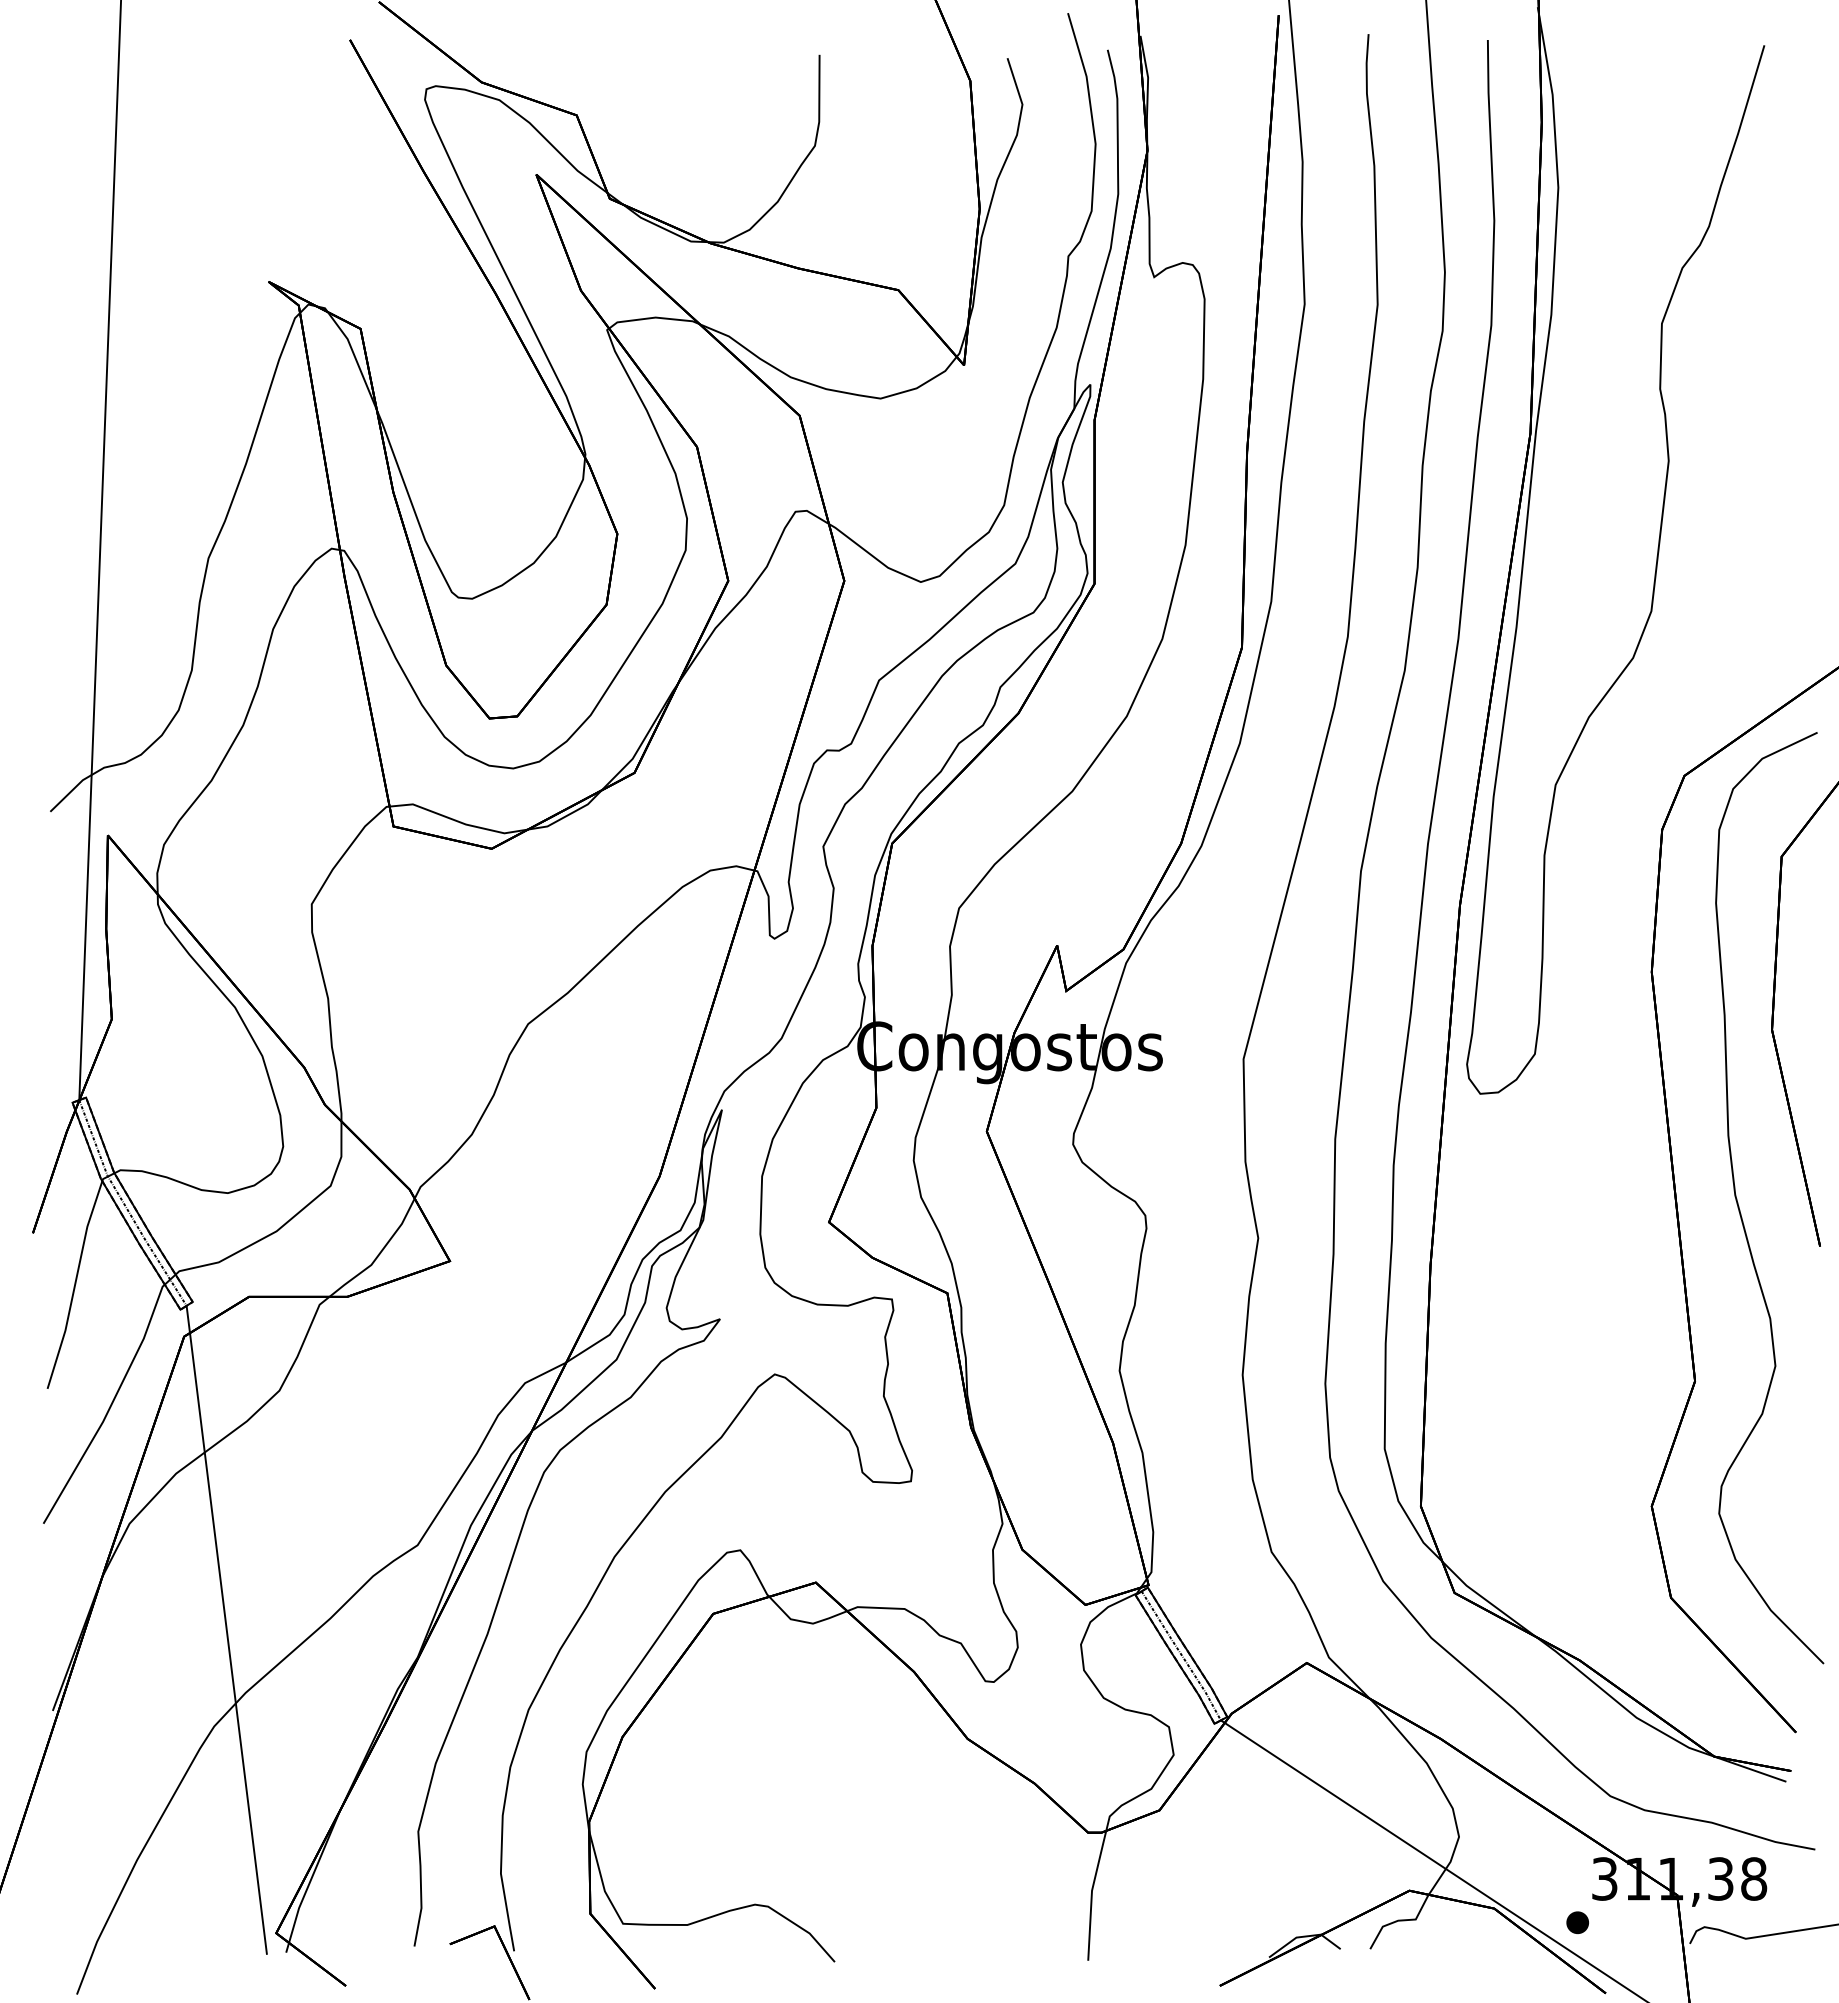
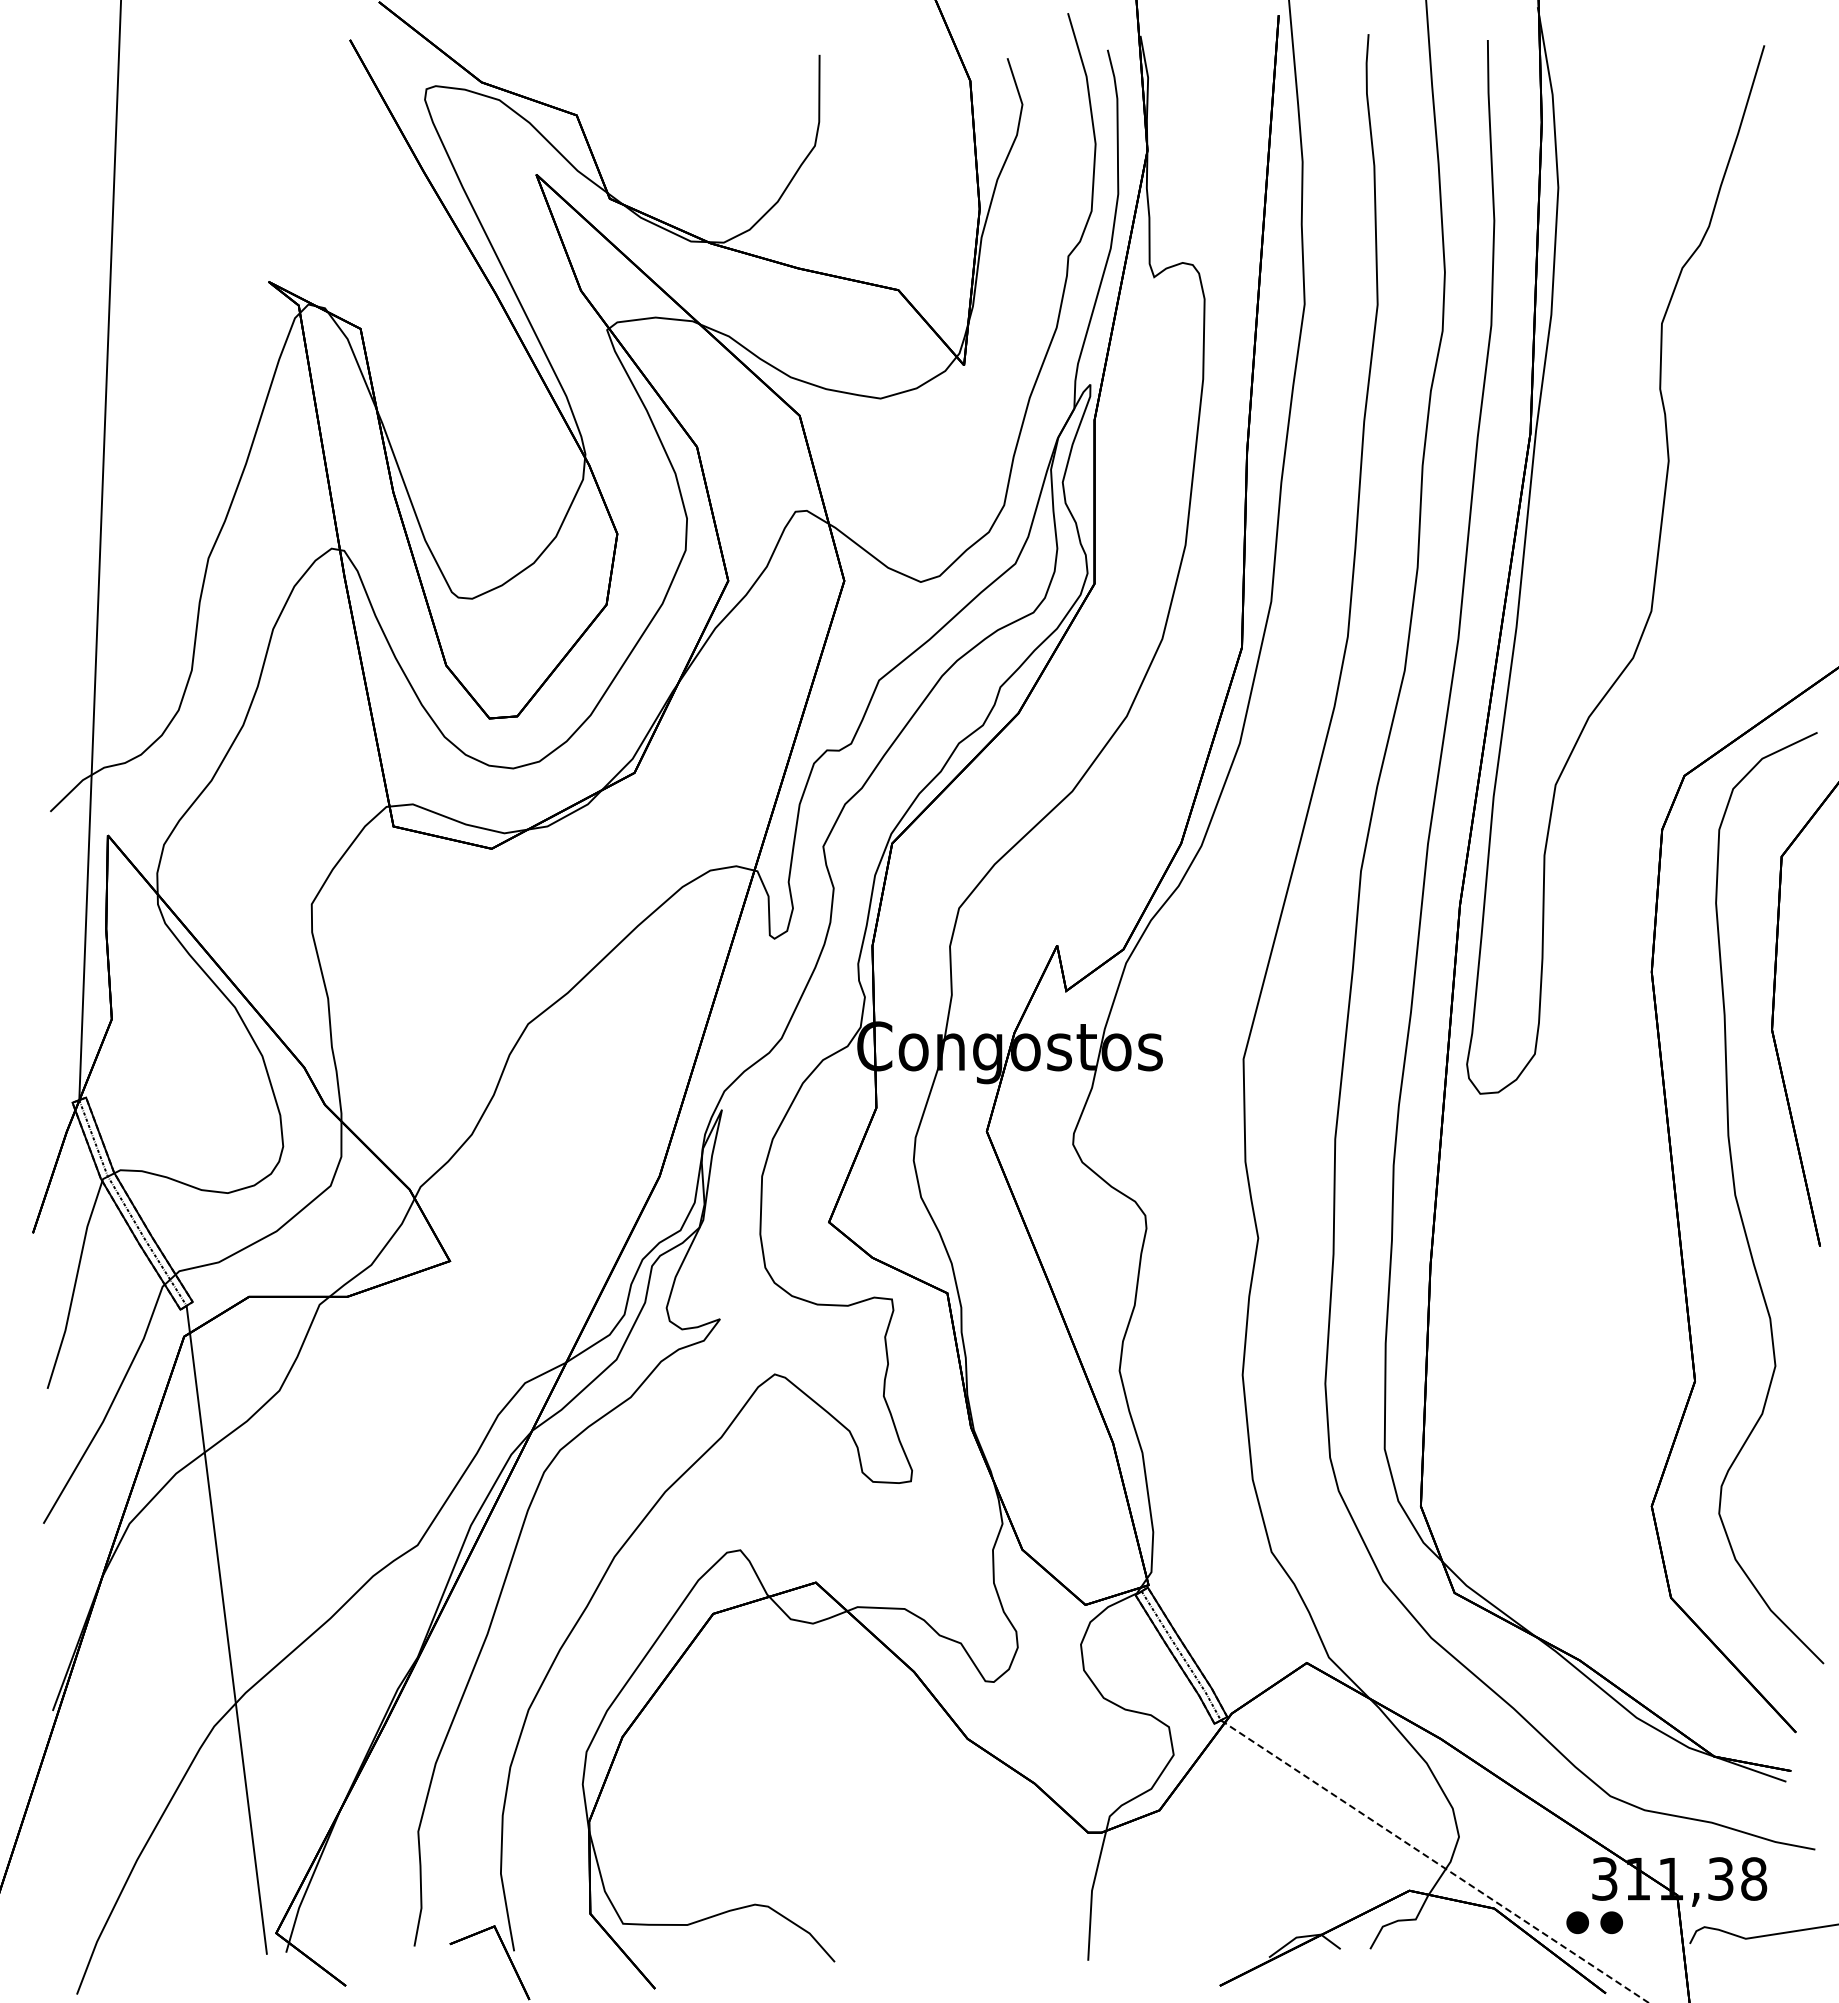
line: solid -> dashed (1435, 1861)
part: none -> present (1611, 1922)
